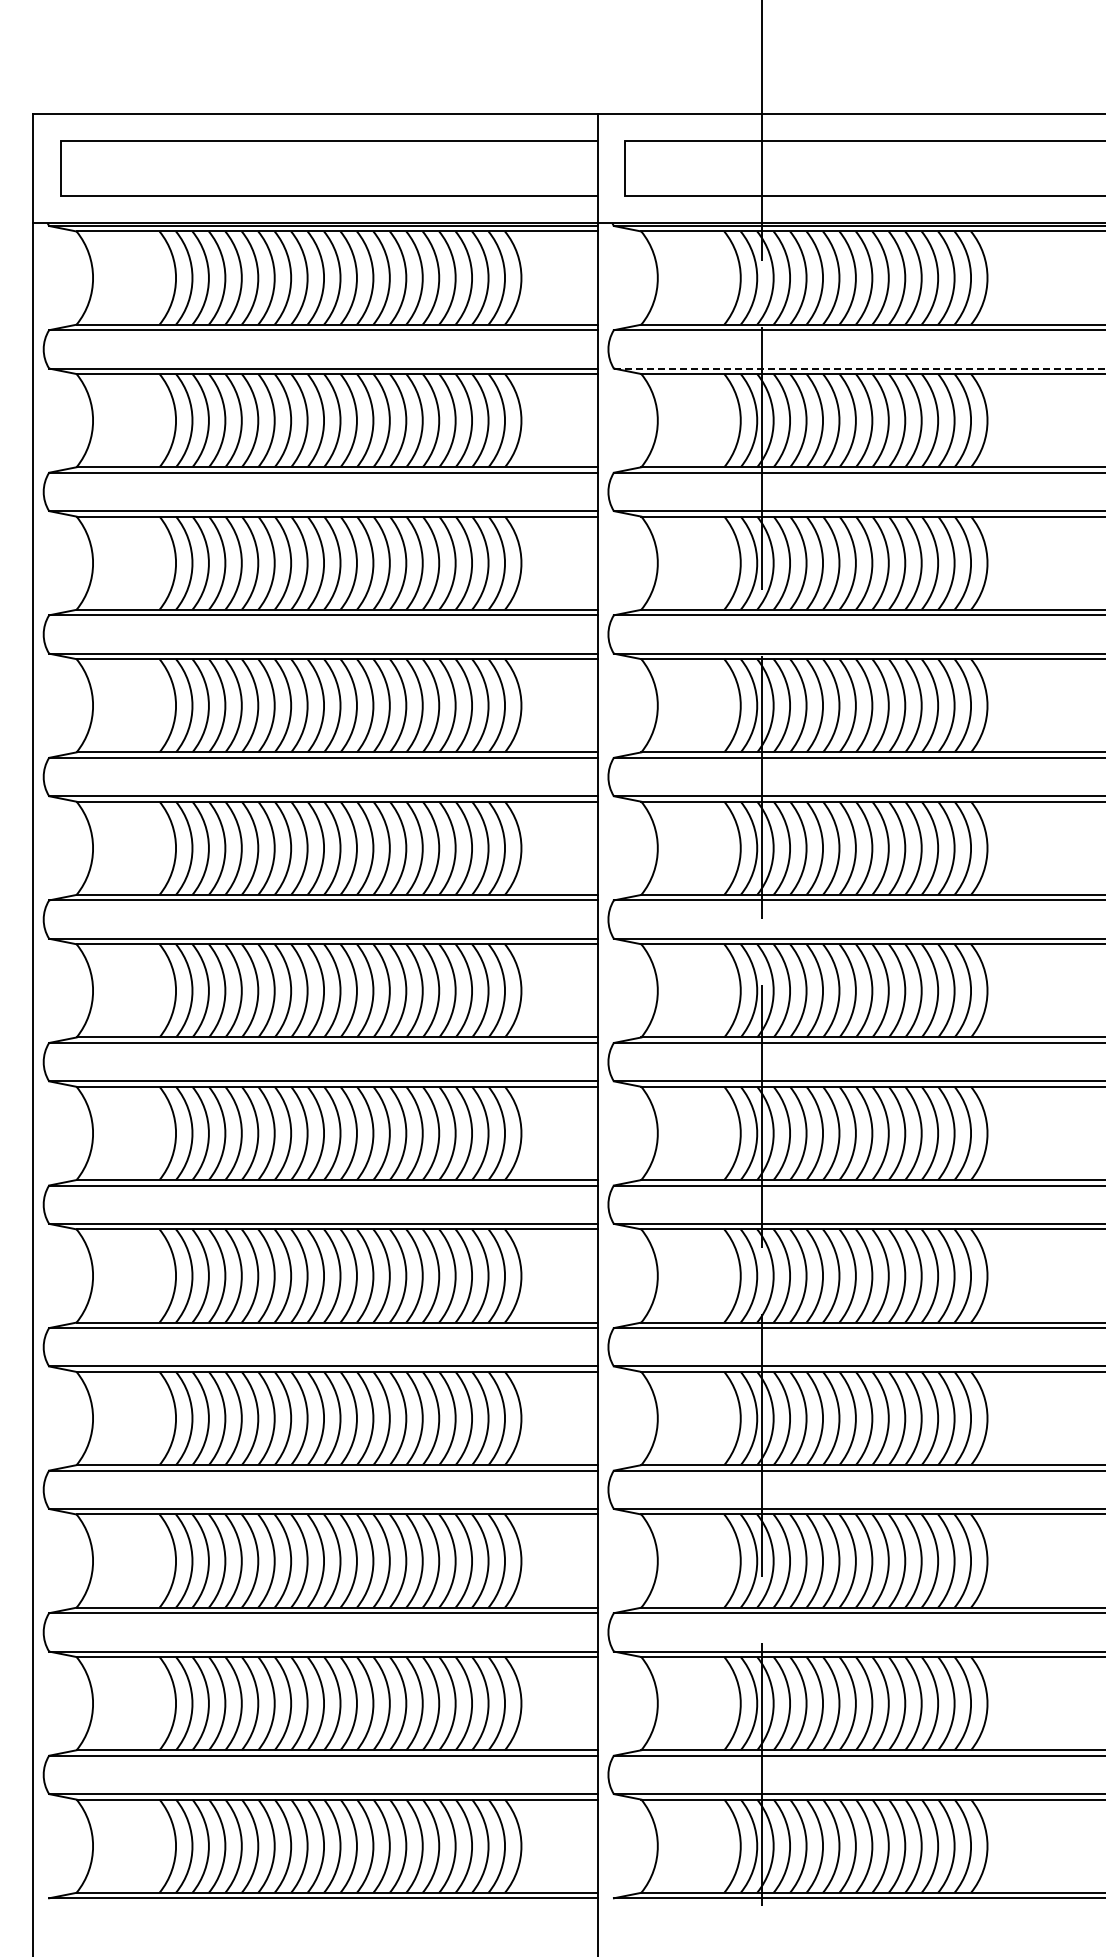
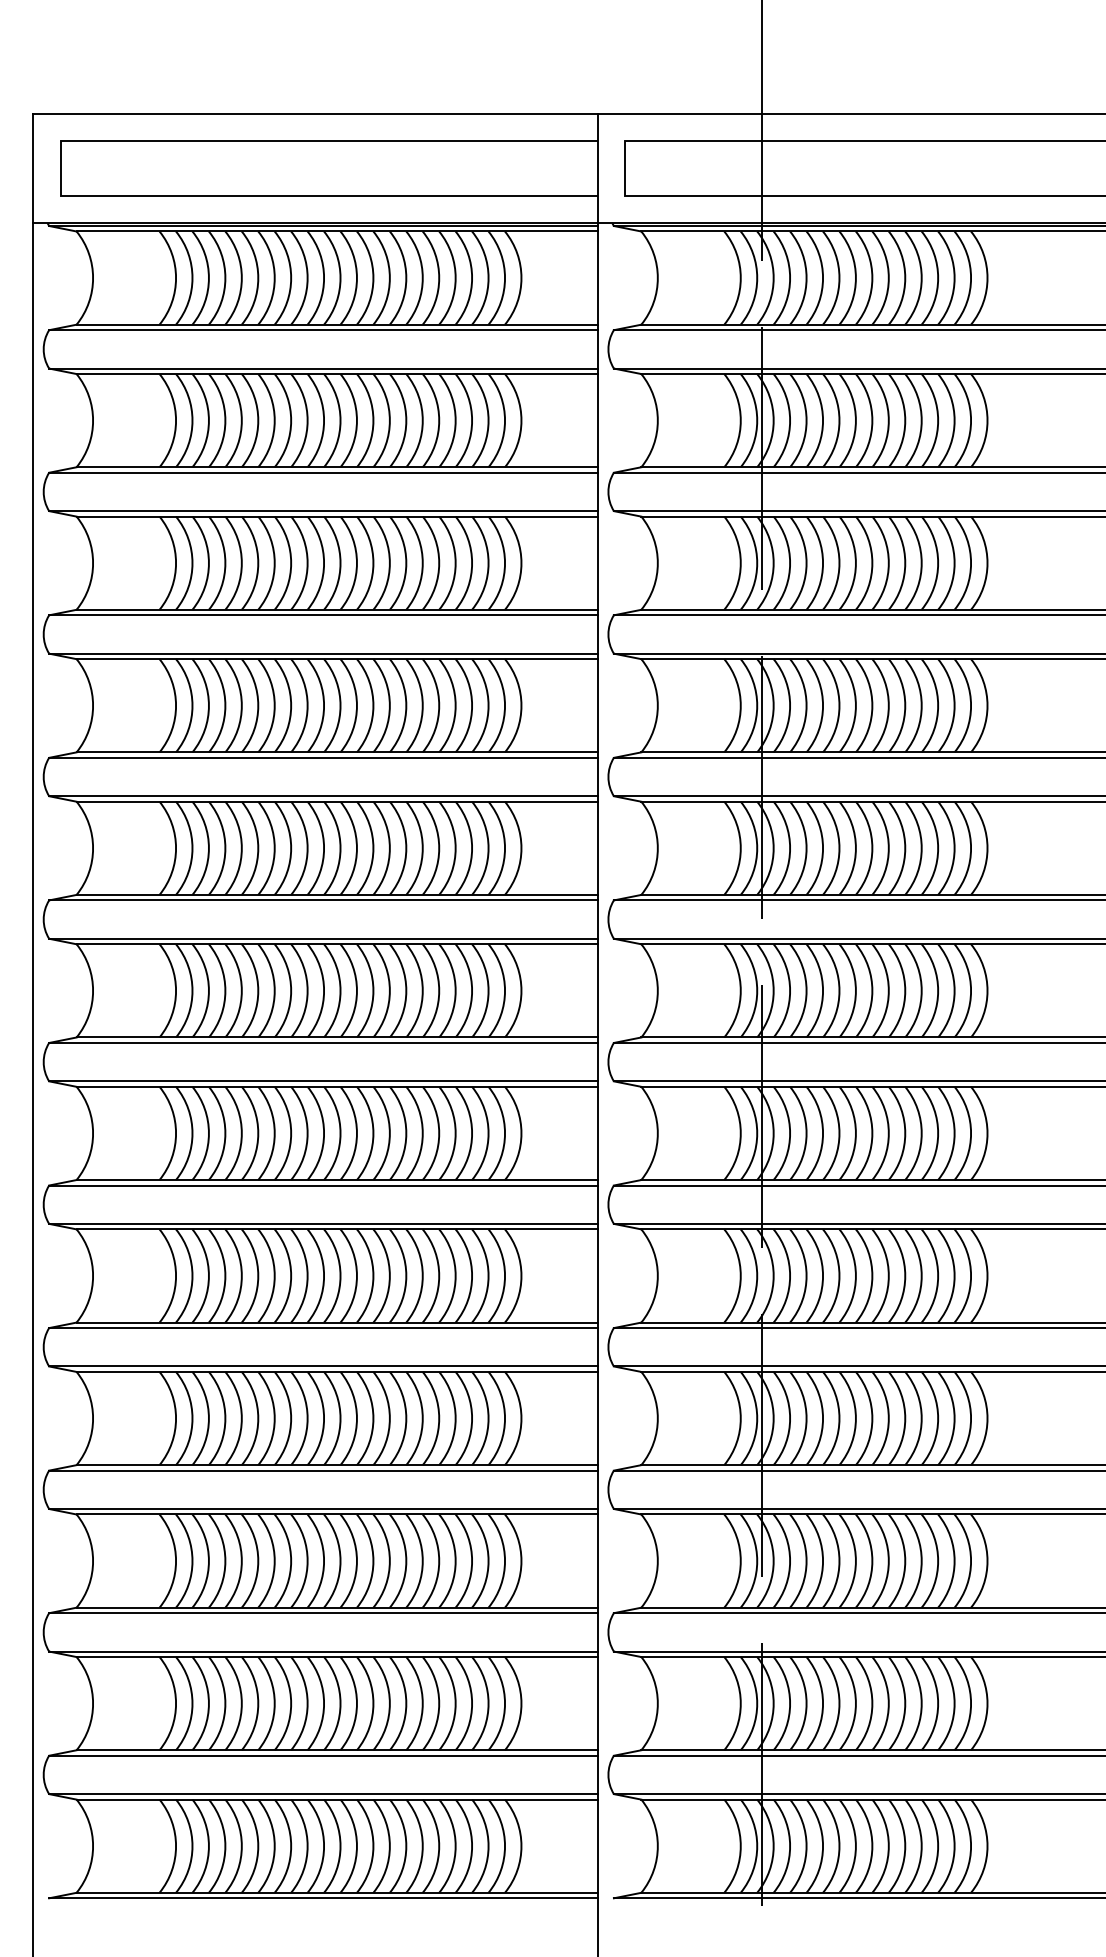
line: dashed -> solid (859, 368)
